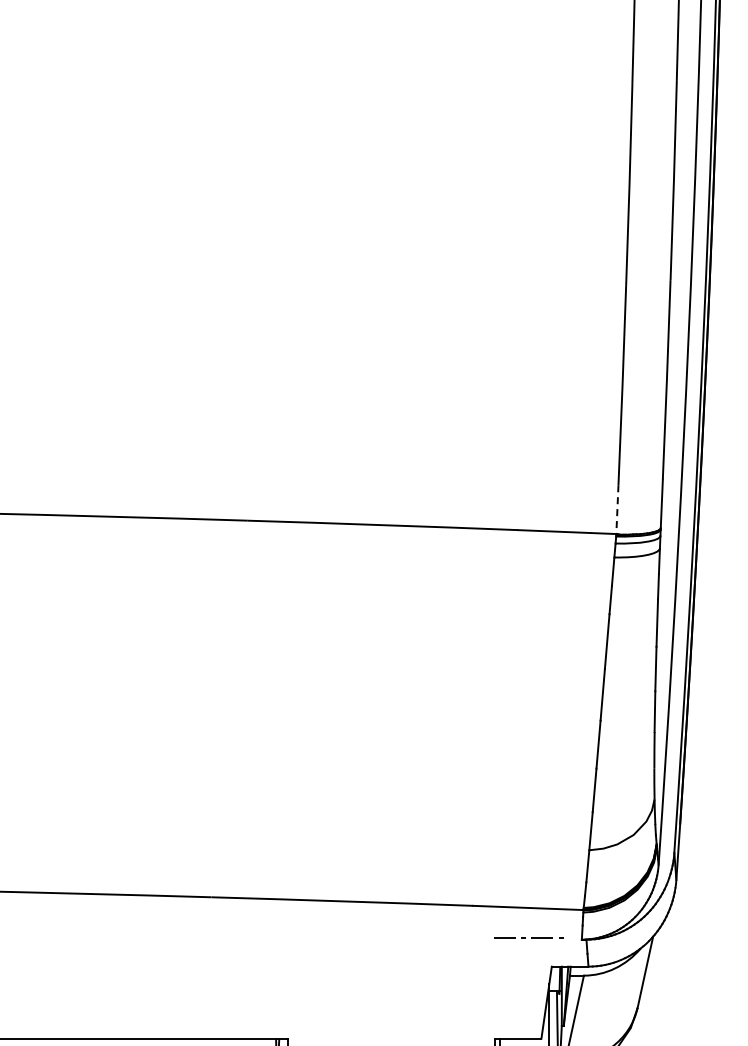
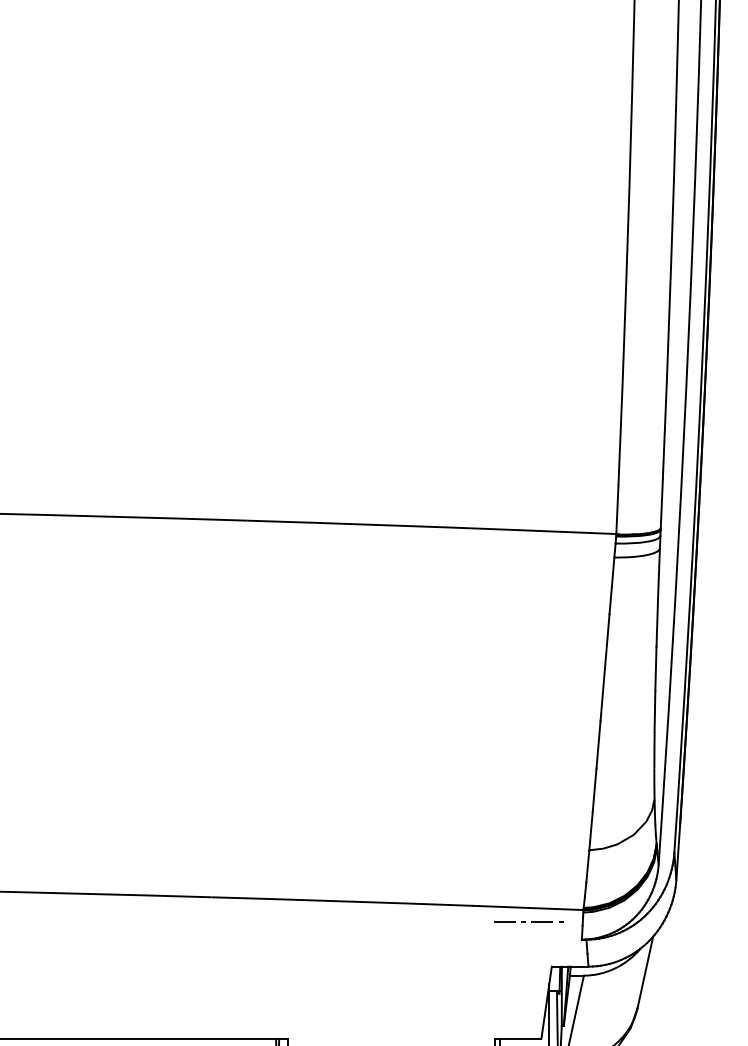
line: dashed -> solid (617, 510)
line position: (525, 937) -> (525, 921) (525, 921)
